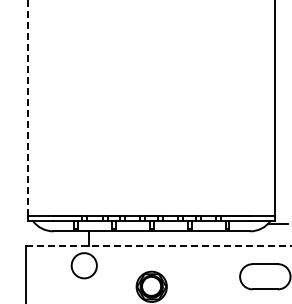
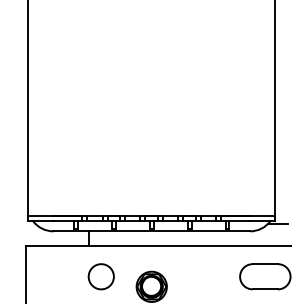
line: dashed -> solid (28, 108)
line: dashed -> solid (158, 246)
circle position: (83, 265) -> (100, 276) (100, 276)
